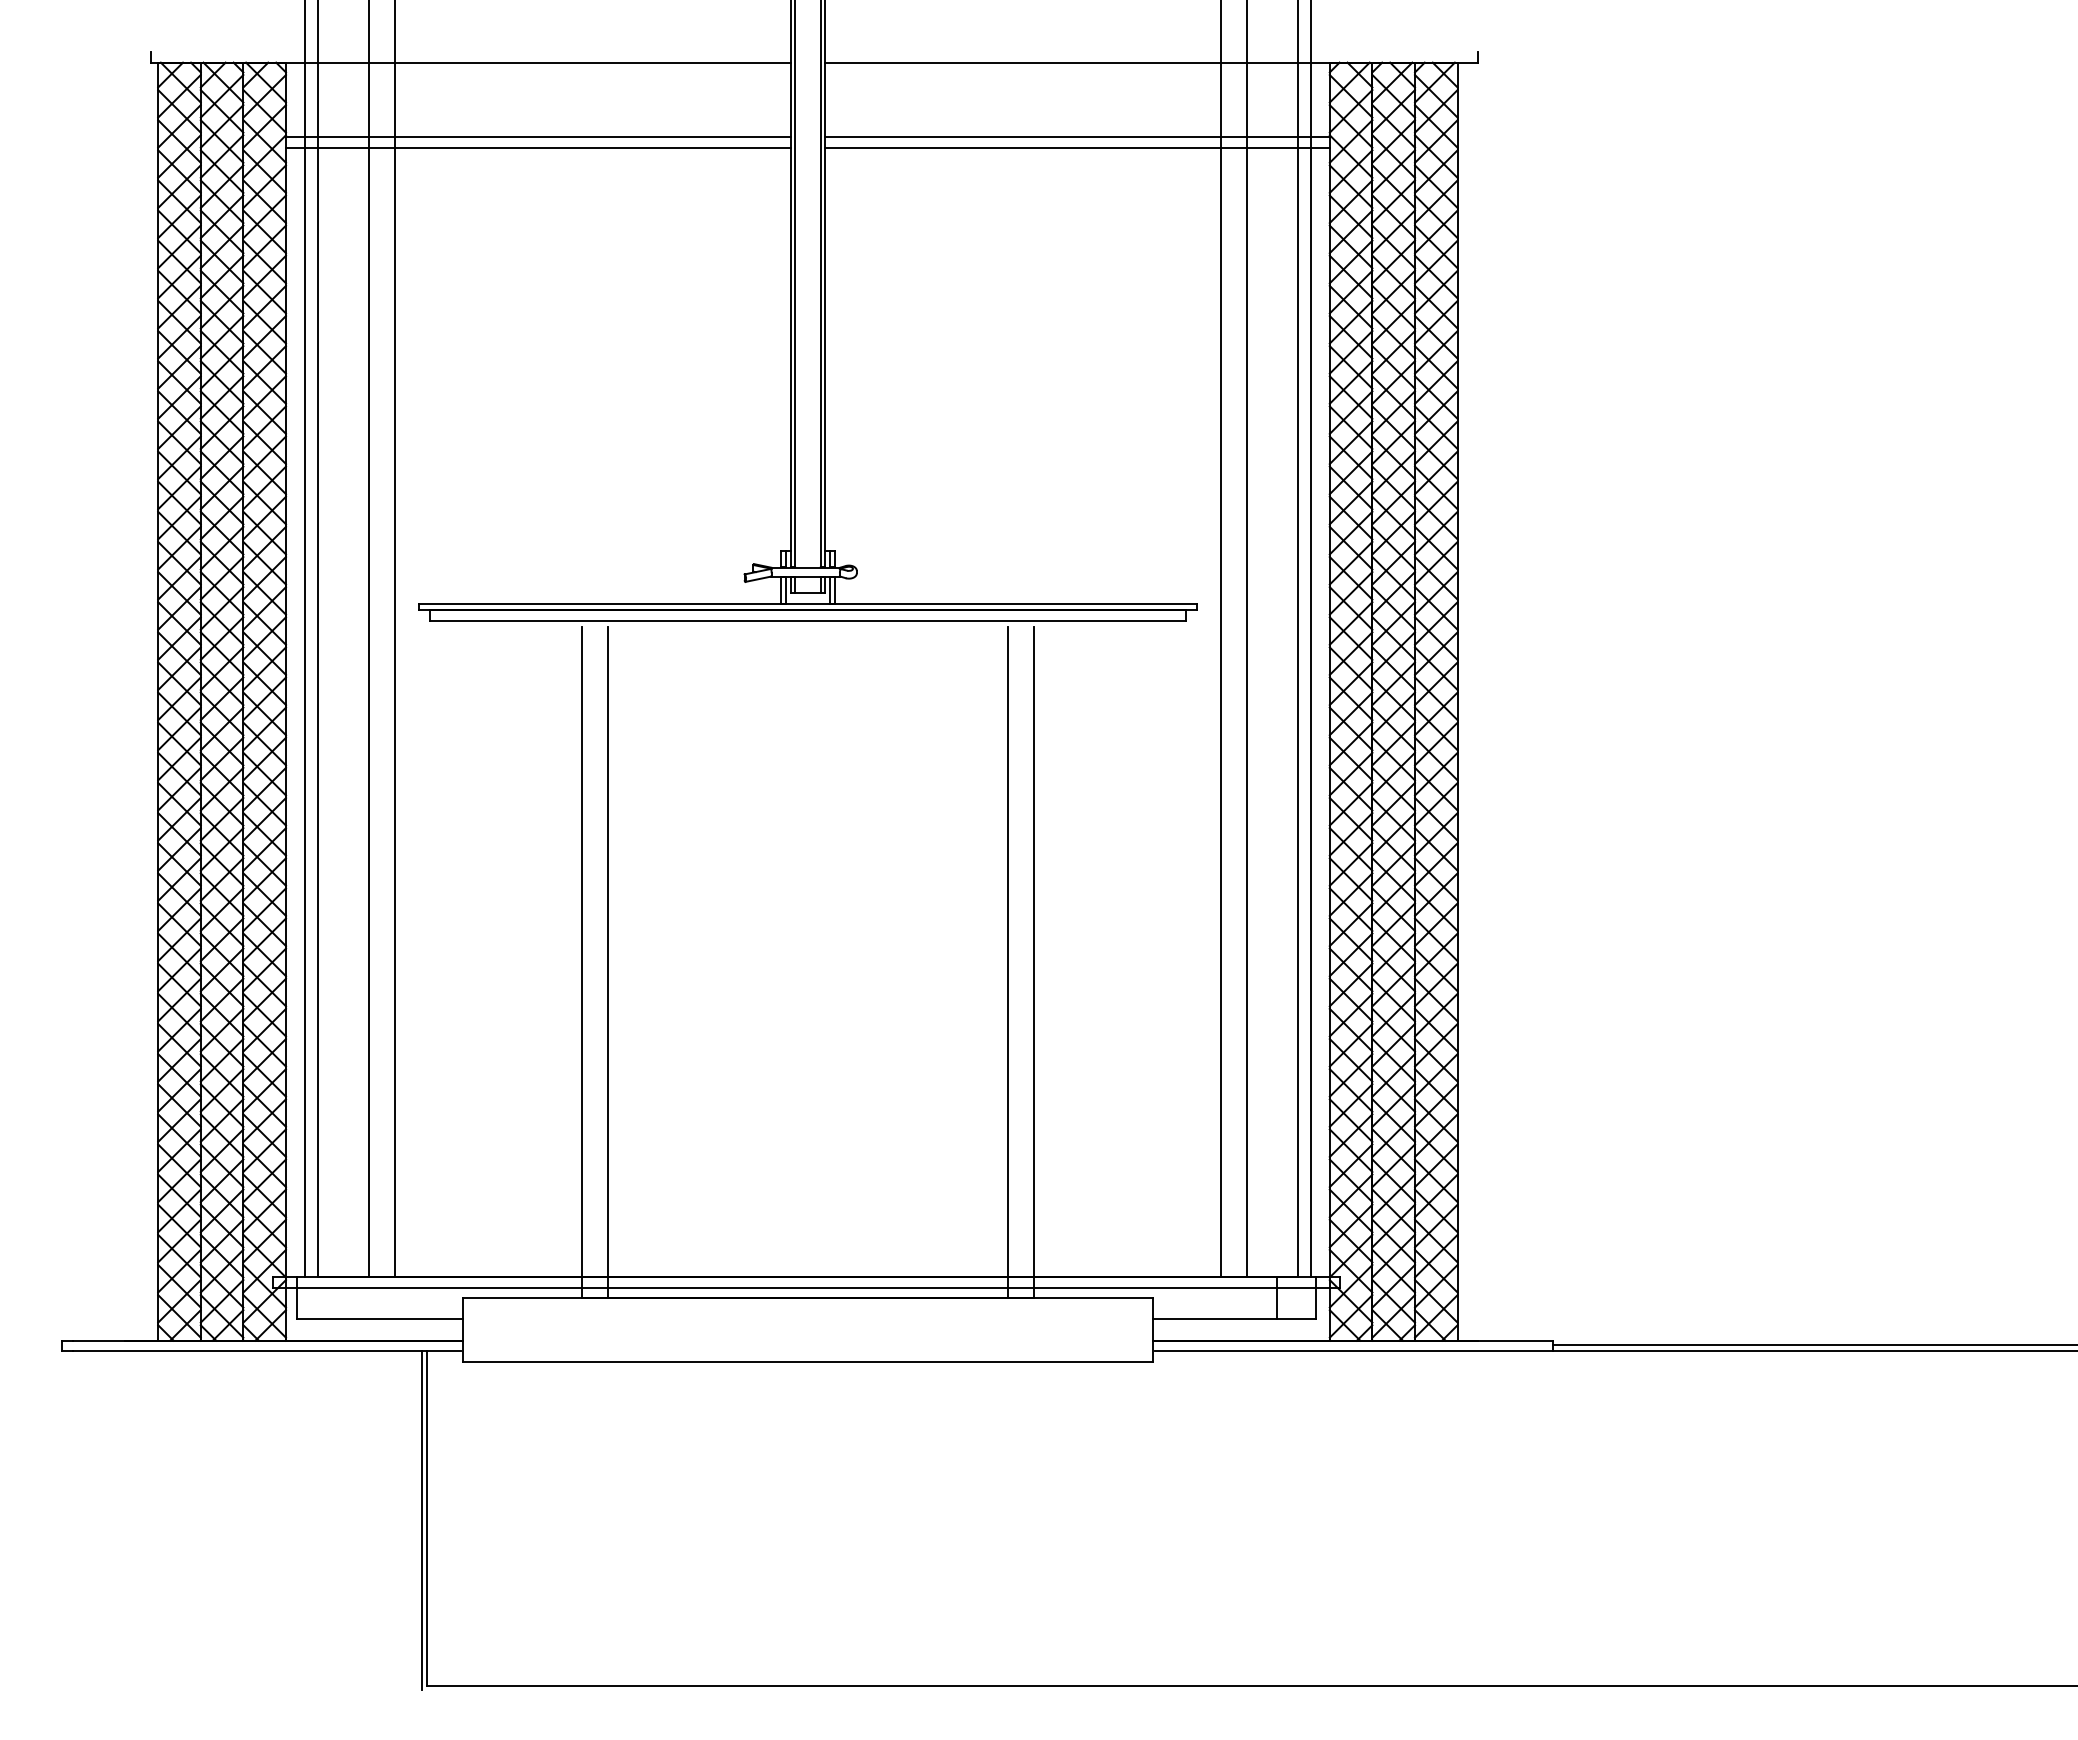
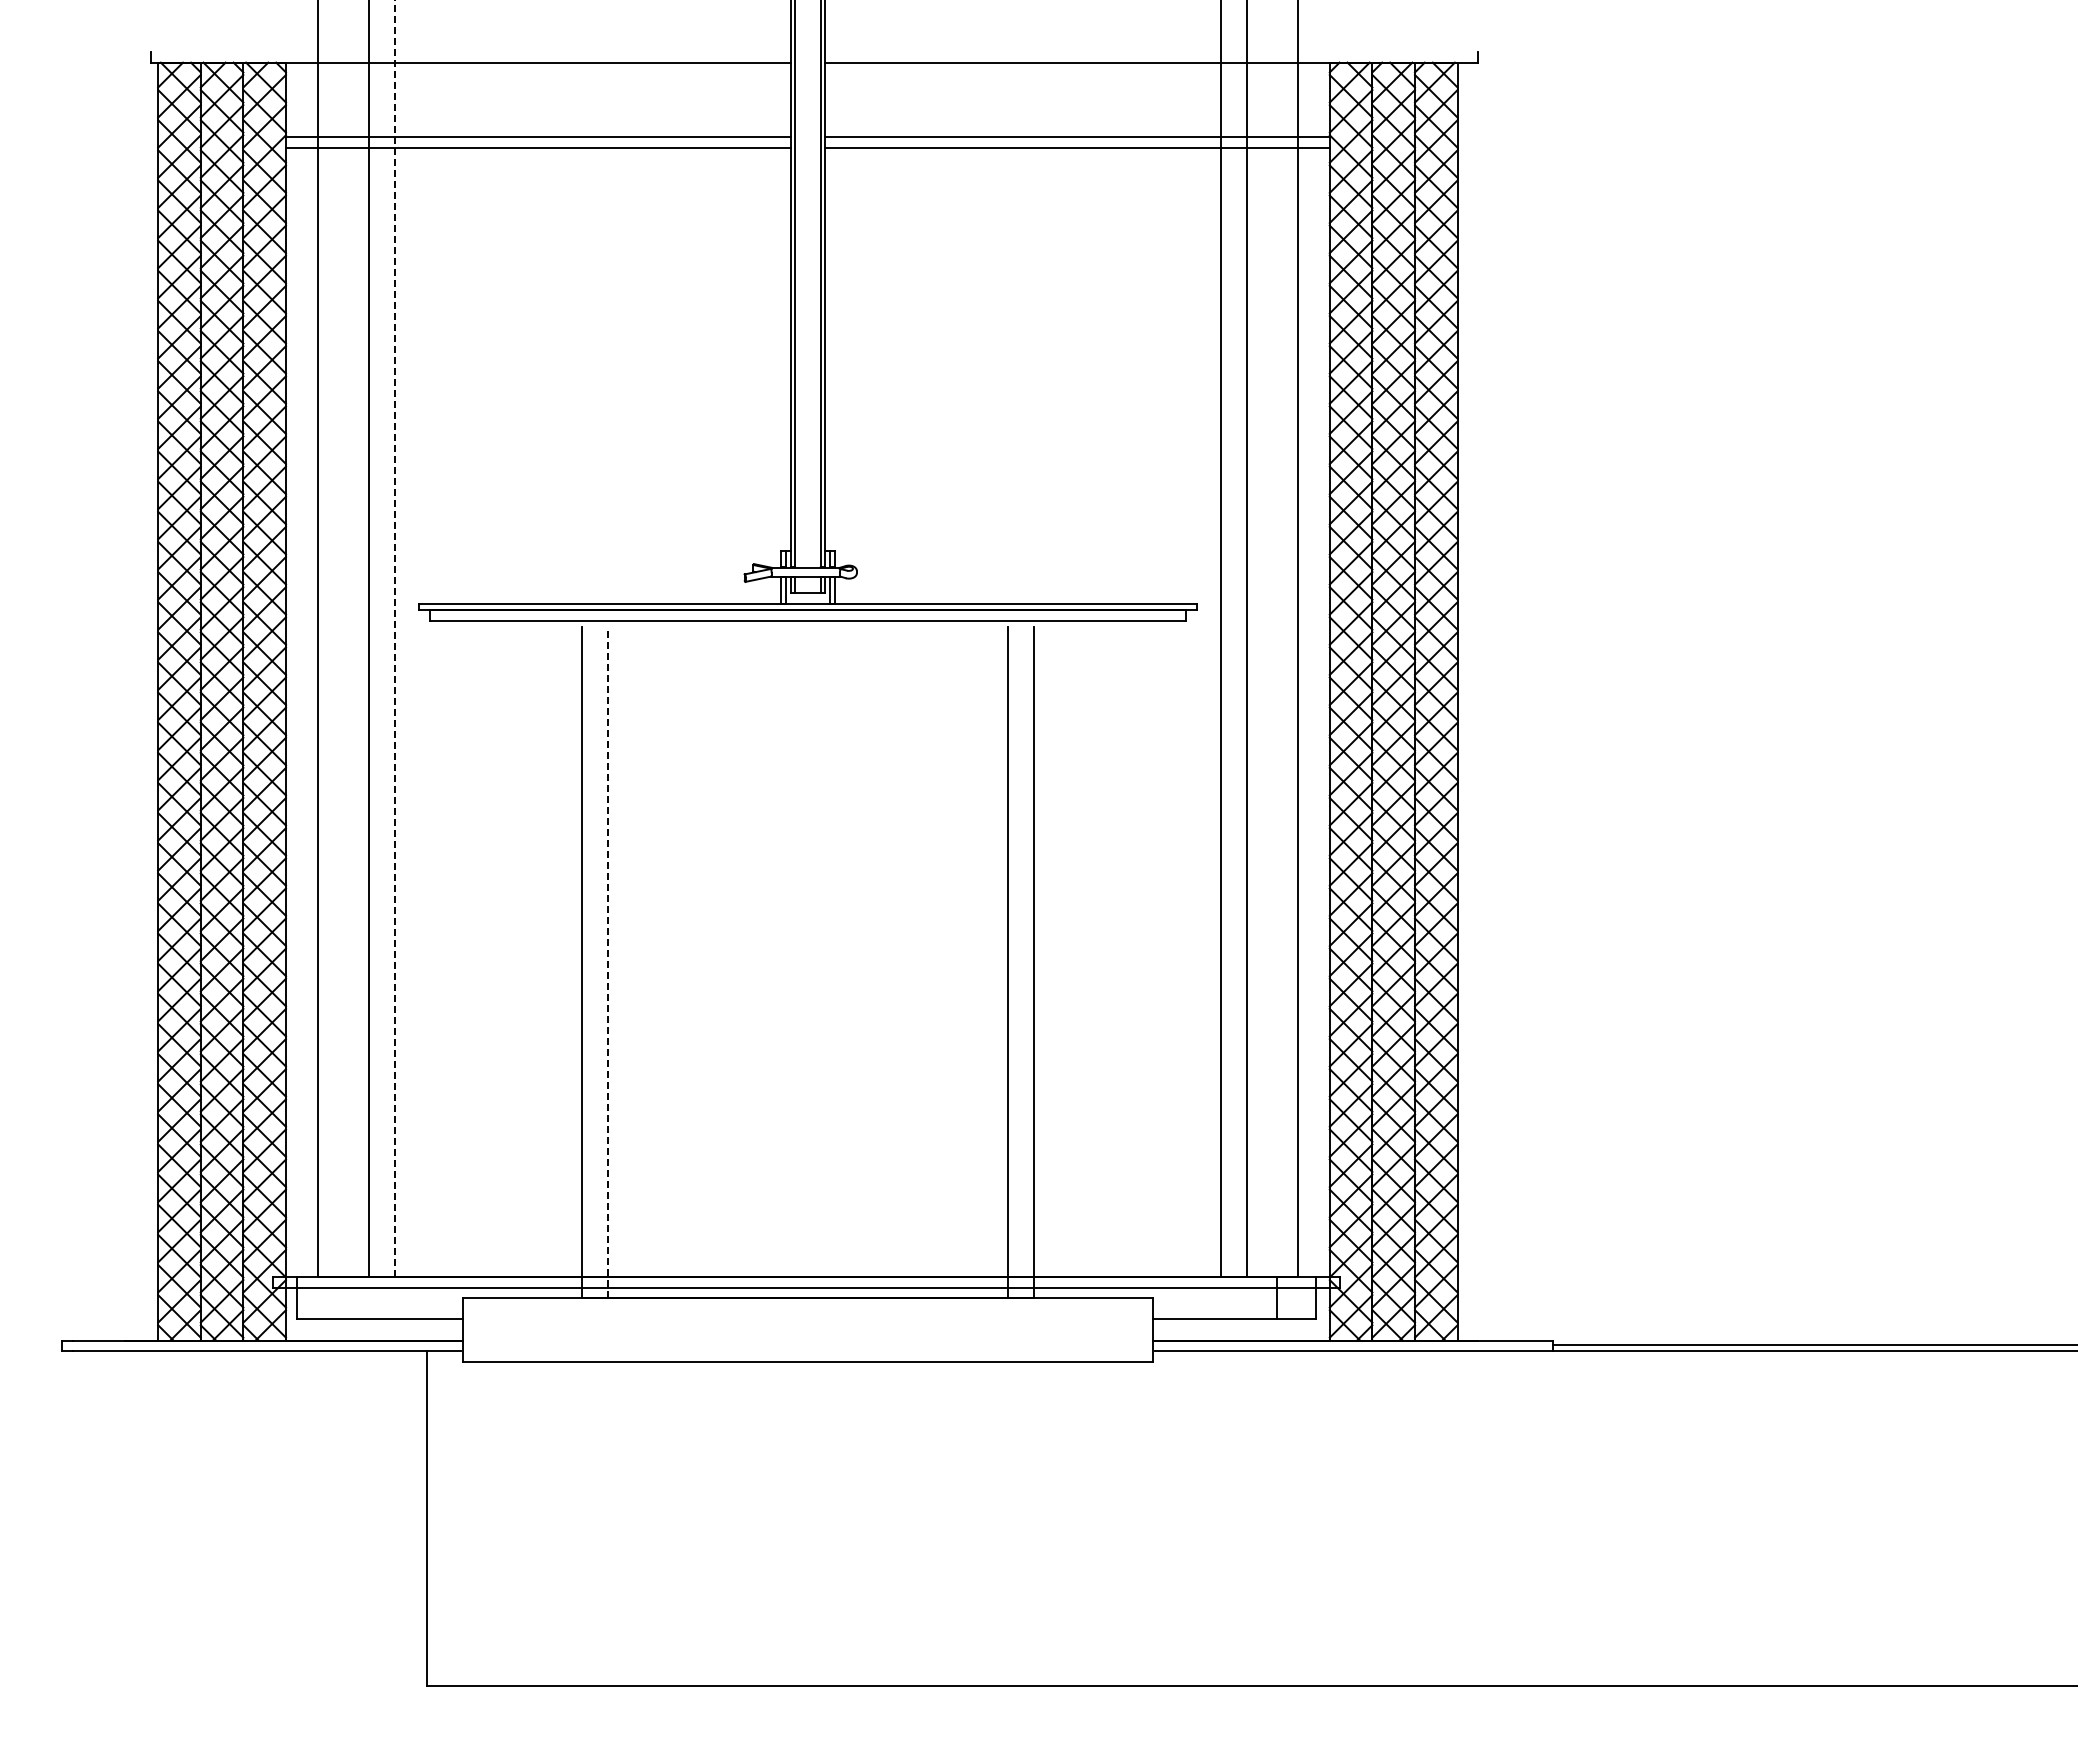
line: solid -> dashed (394, 638)
line: present -> none (305, 639)
line: present -> none (1310, 639)
line: solid -> dashed (607, 962)
line: present -> none (422, 1520)
